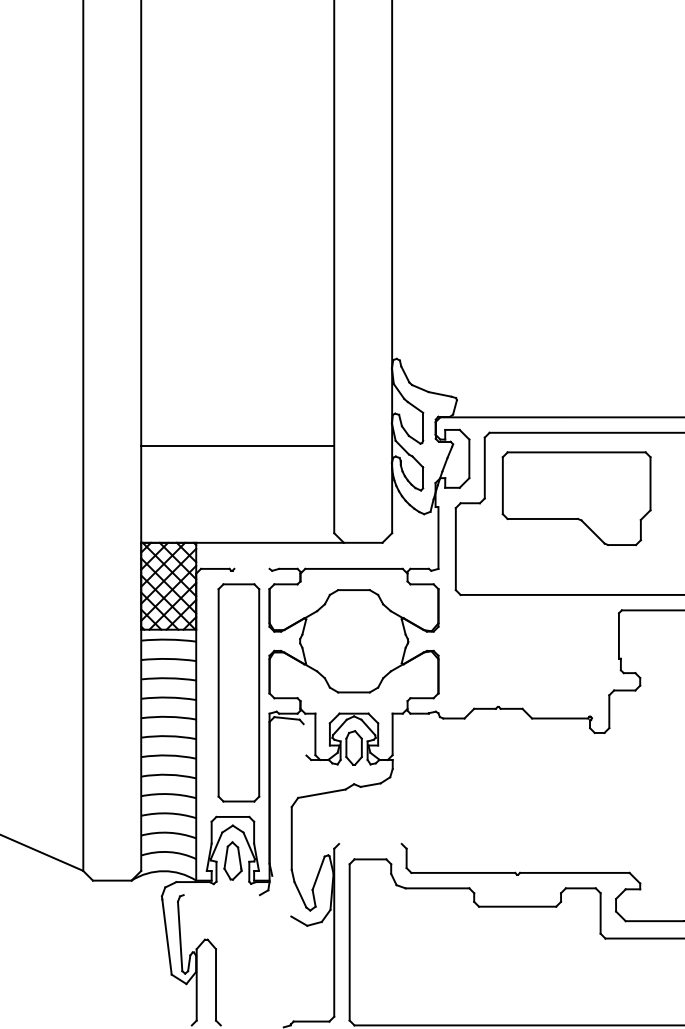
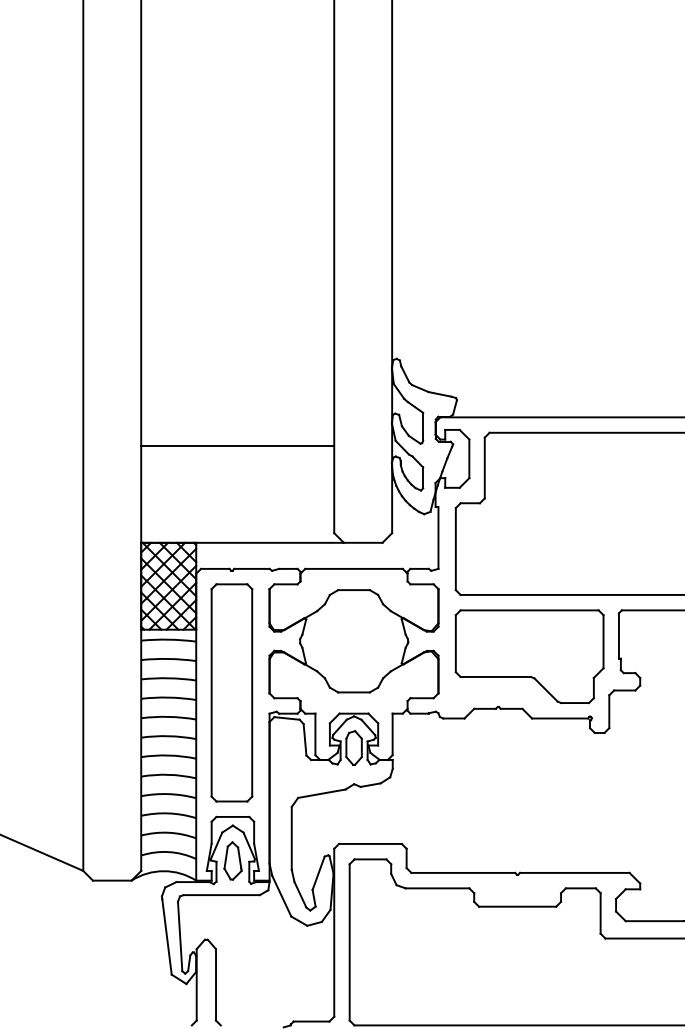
part position: (576, 498) -> (529, 656) (529, 656)
line: none -> present (251, 568)
part position: (238, 692) -> (231, 692) (231, 692)
line: none -> present (304, 739)
line: none -> present (370, 843)
line: none -> present (221, 895)
line: none -> present (281, 895)
